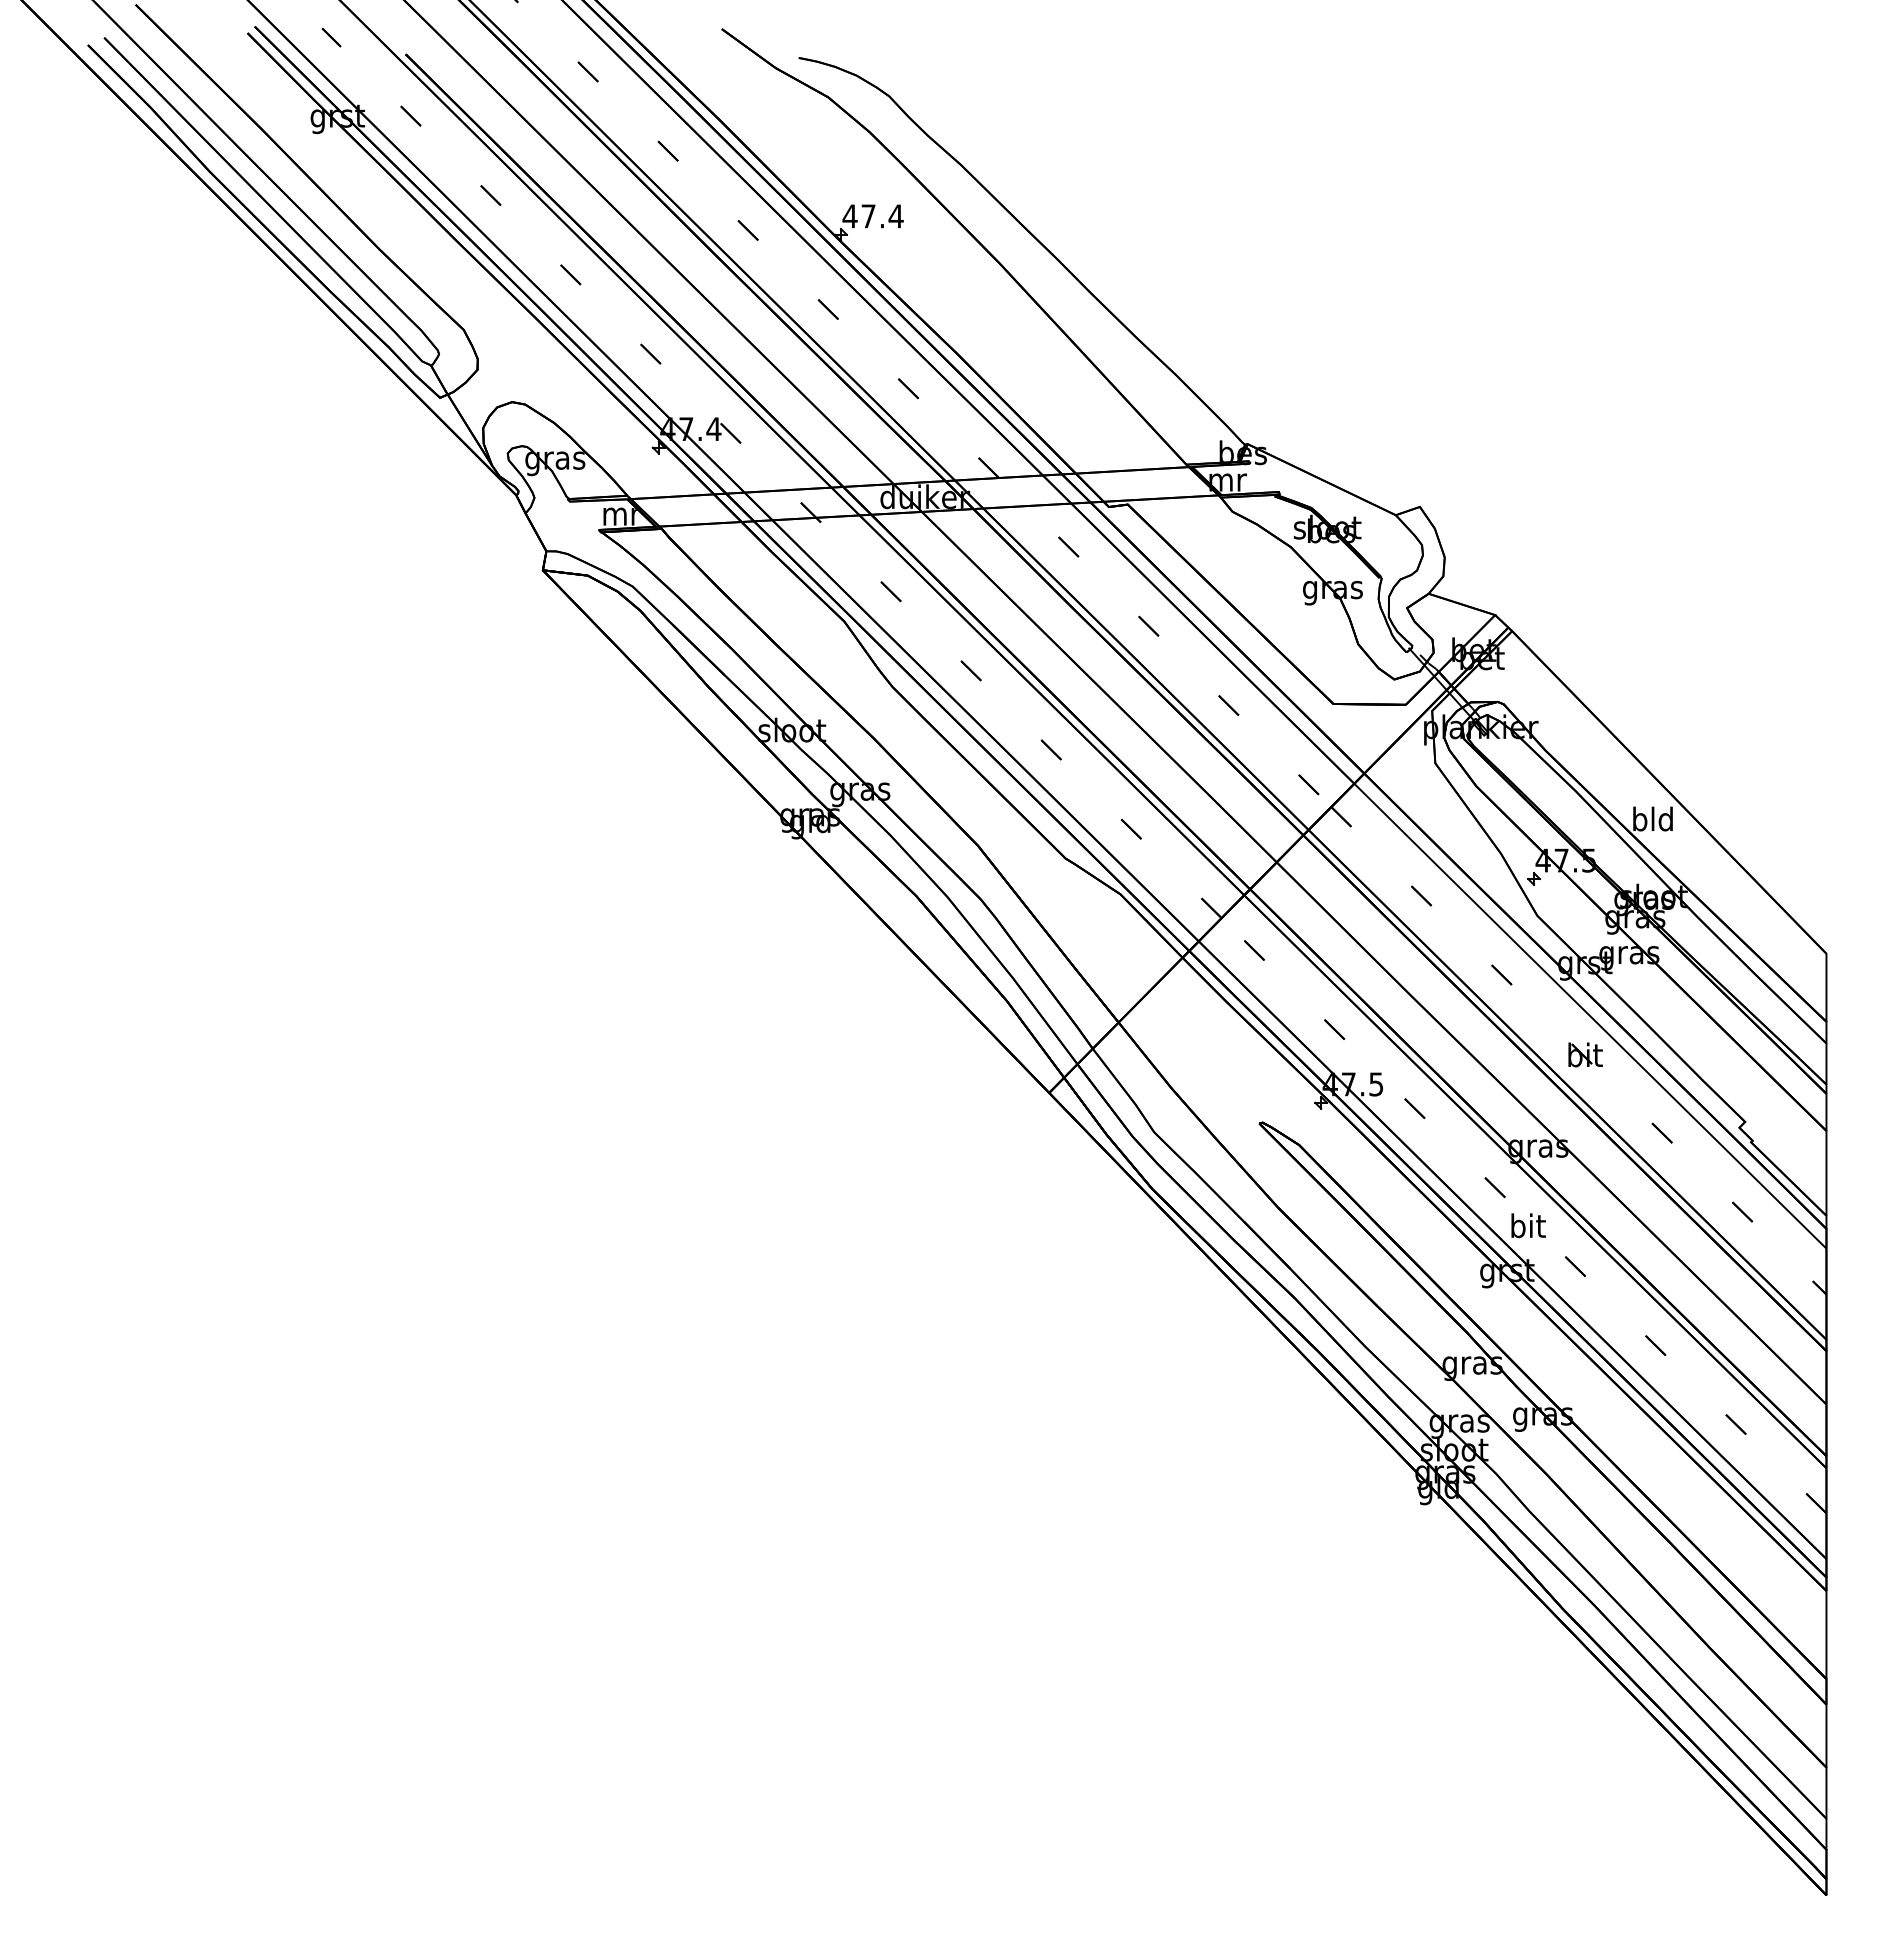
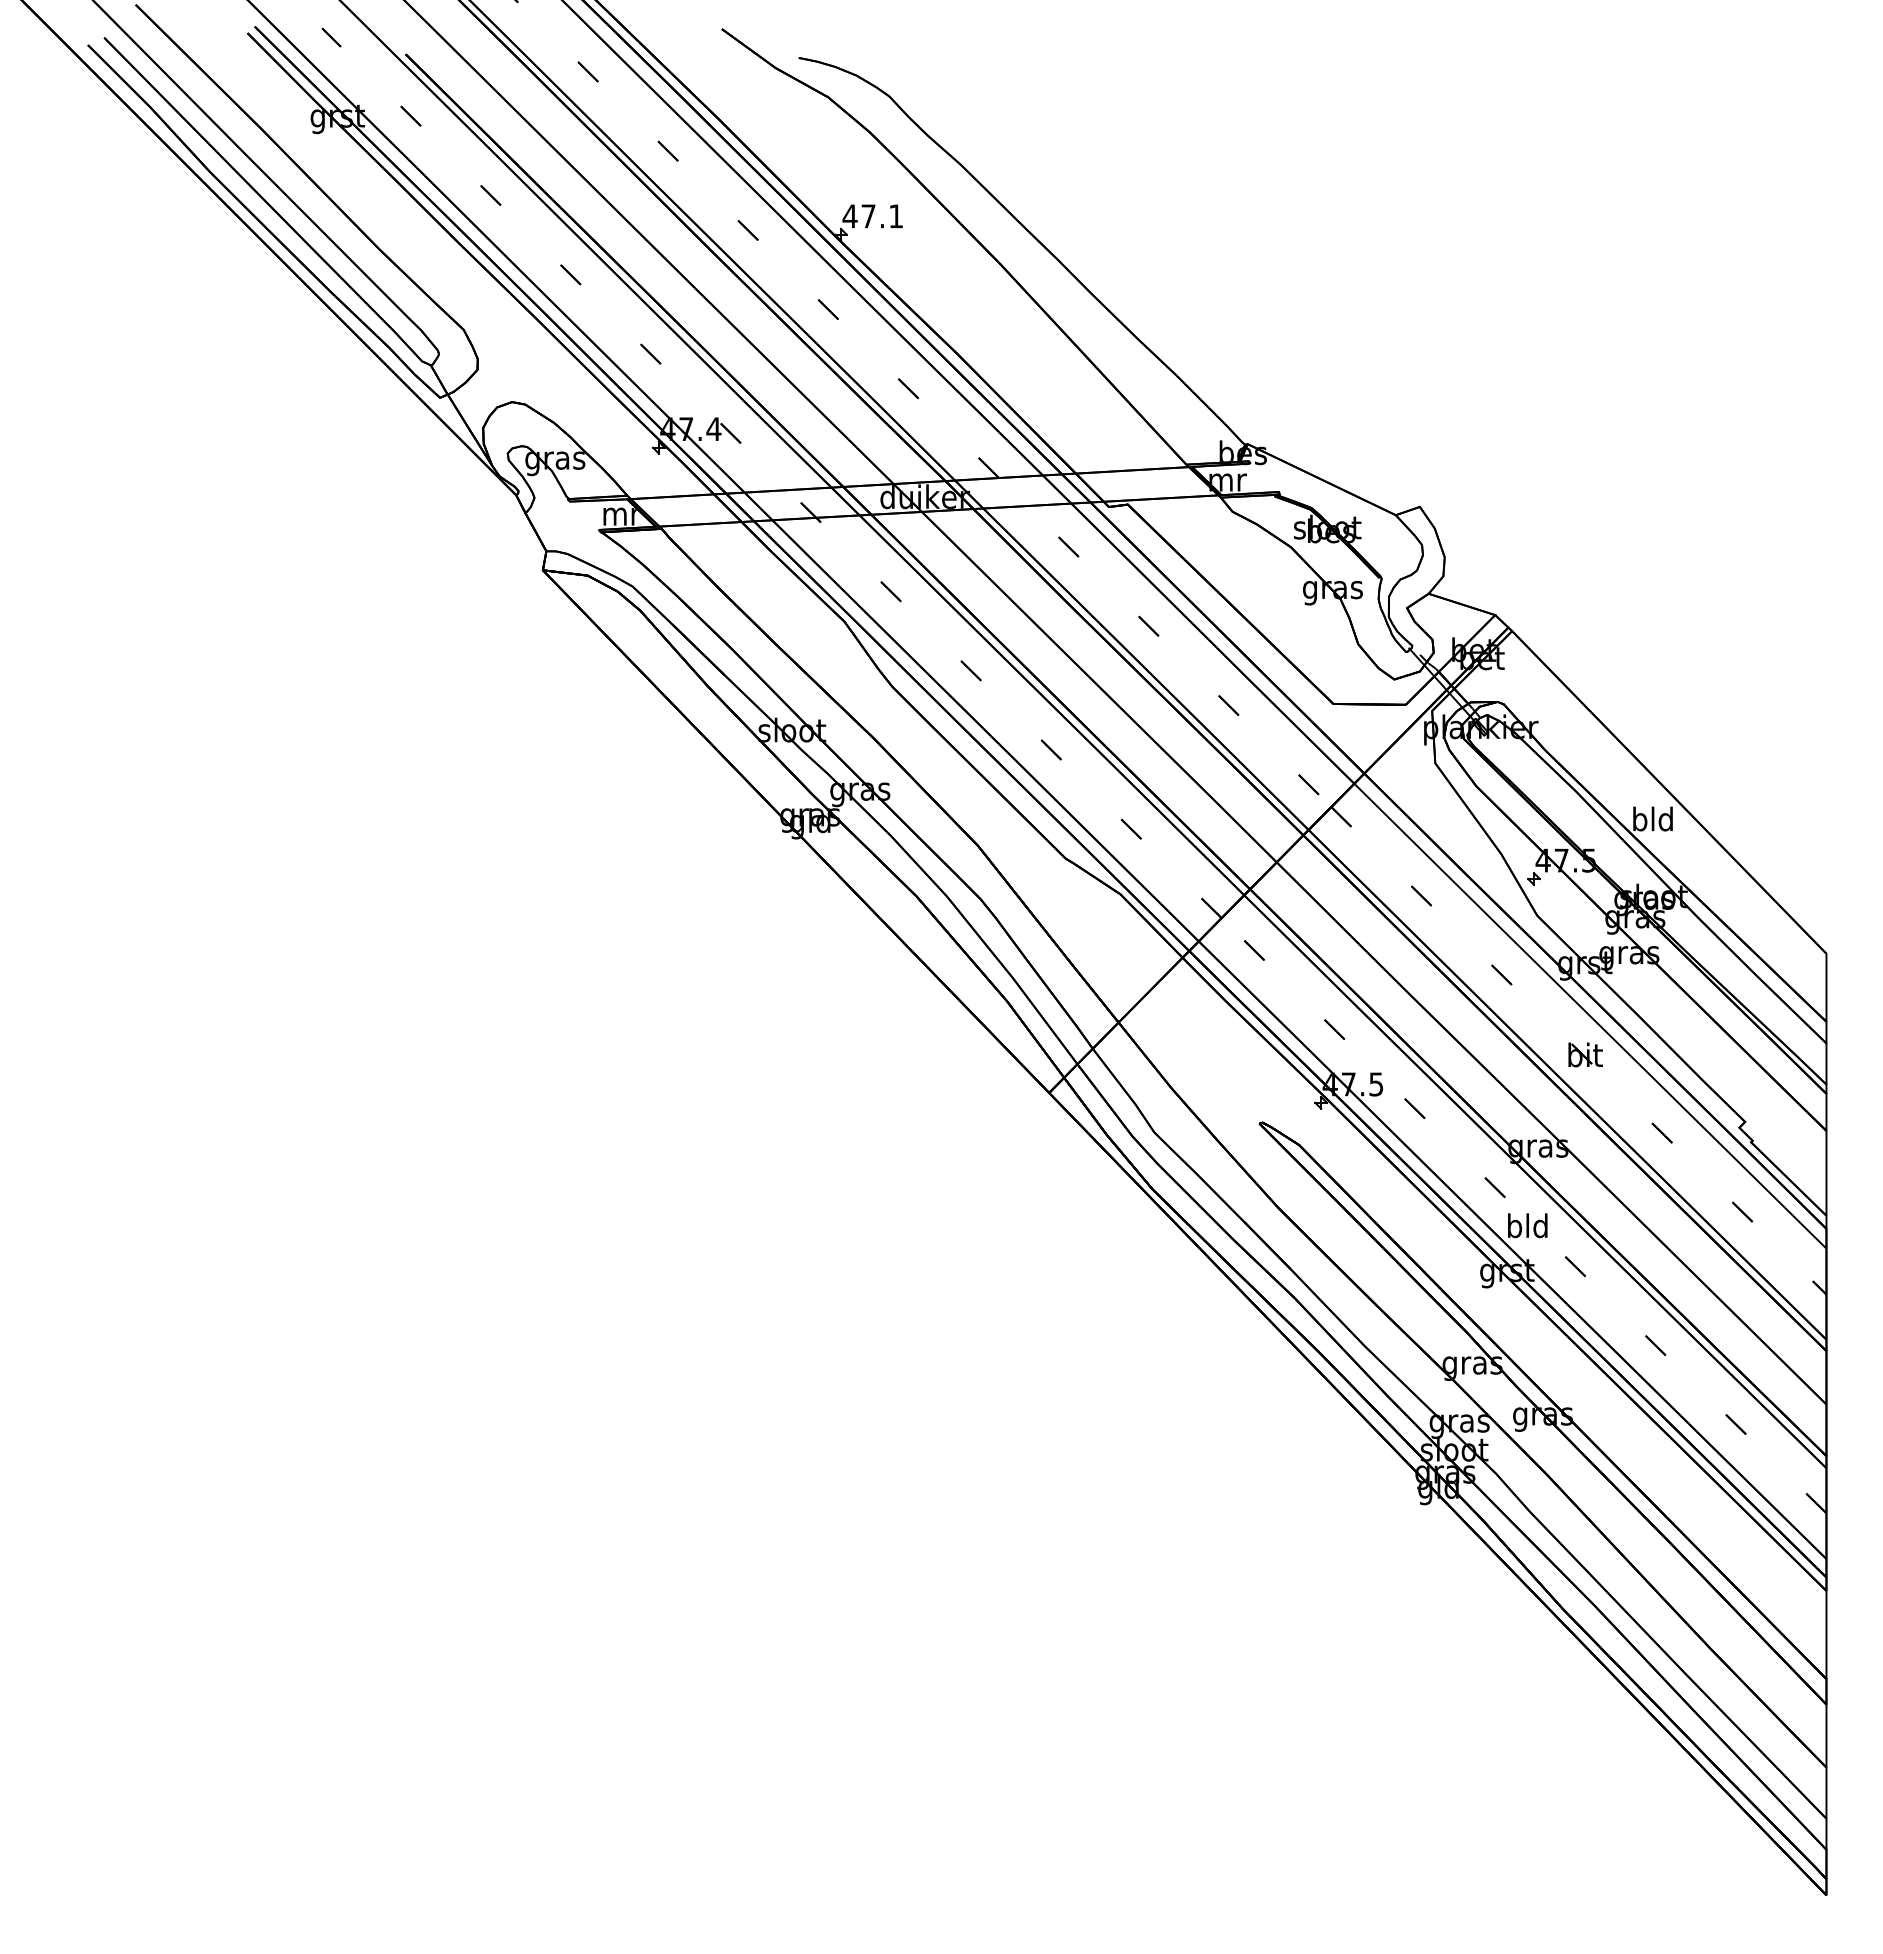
text: 47.4 -> 47.1 (895, 216)
text: bit -> bld (1527, 1225)
